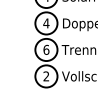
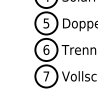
text: 4 -> 5 (46, 23)
text: 2 -> 7 (46, 76)
